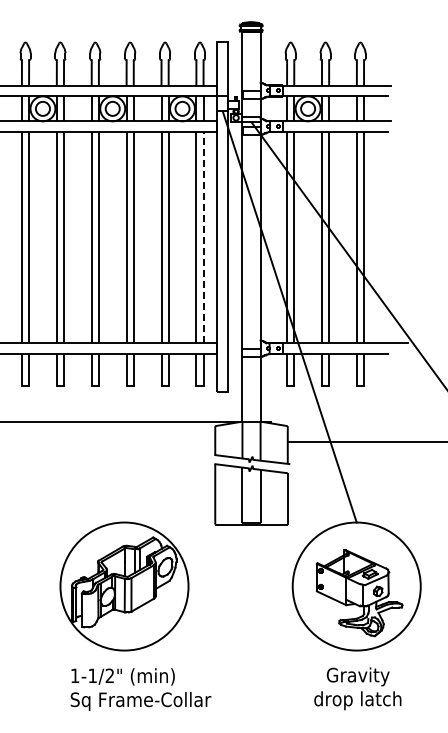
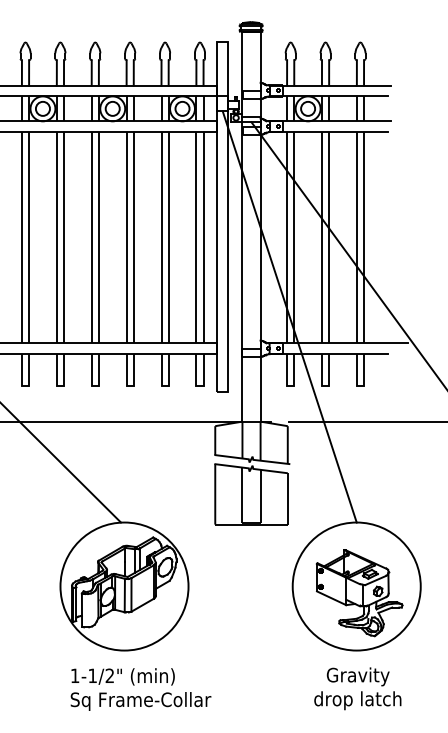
line: dashed -> solid (203, 237)
line position: (366, 441) -> (366, 421) (366, 421)
line: none -> present (61, 463)
